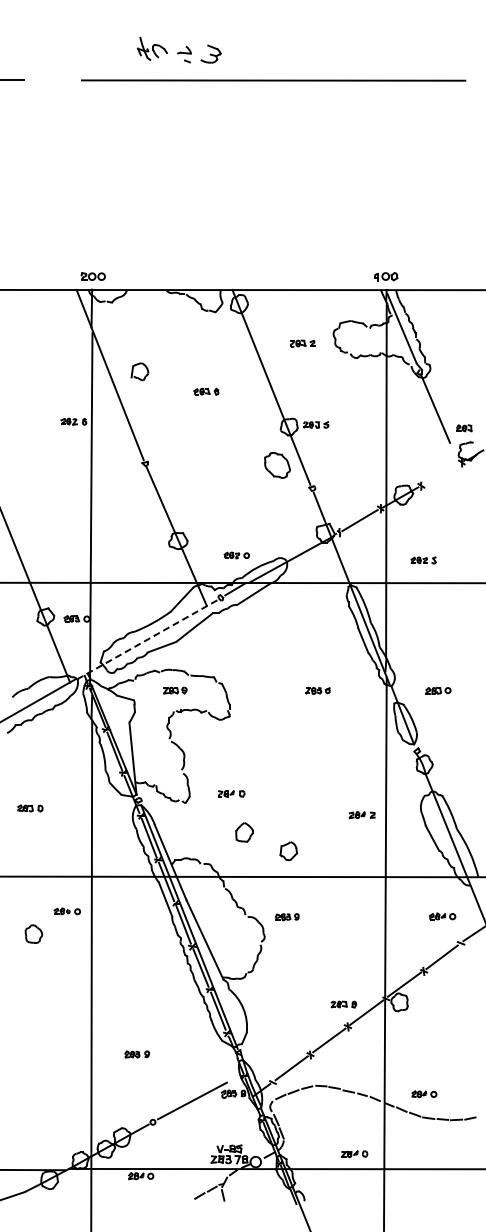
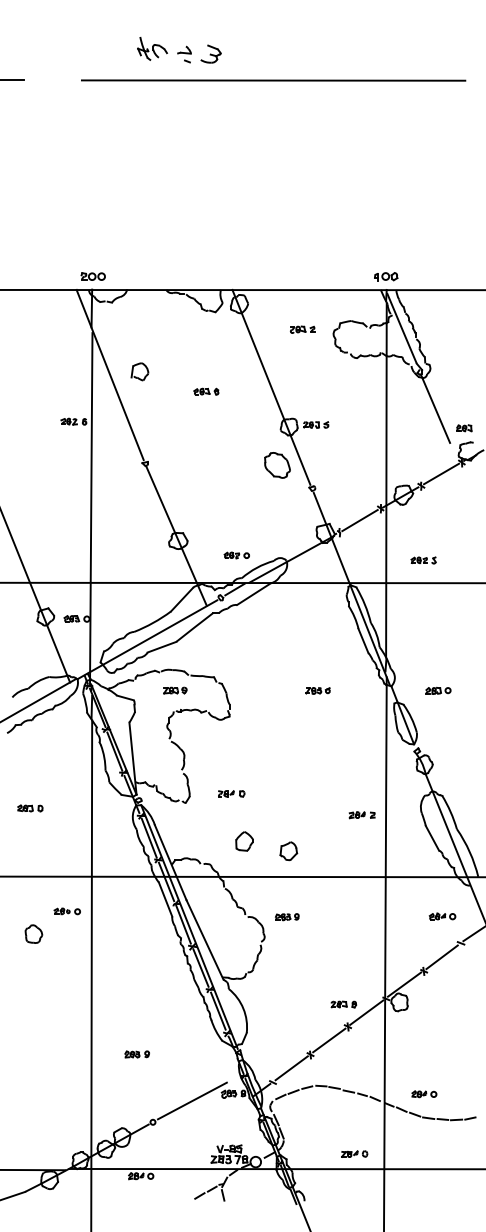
part position: (302, 343) -> (302, 329) (302, 329)
line: none -> present (441, 473)
line: dashed -> solid (146, 639)
part position: (244, 832) -> (244, 841) (244, 841)
